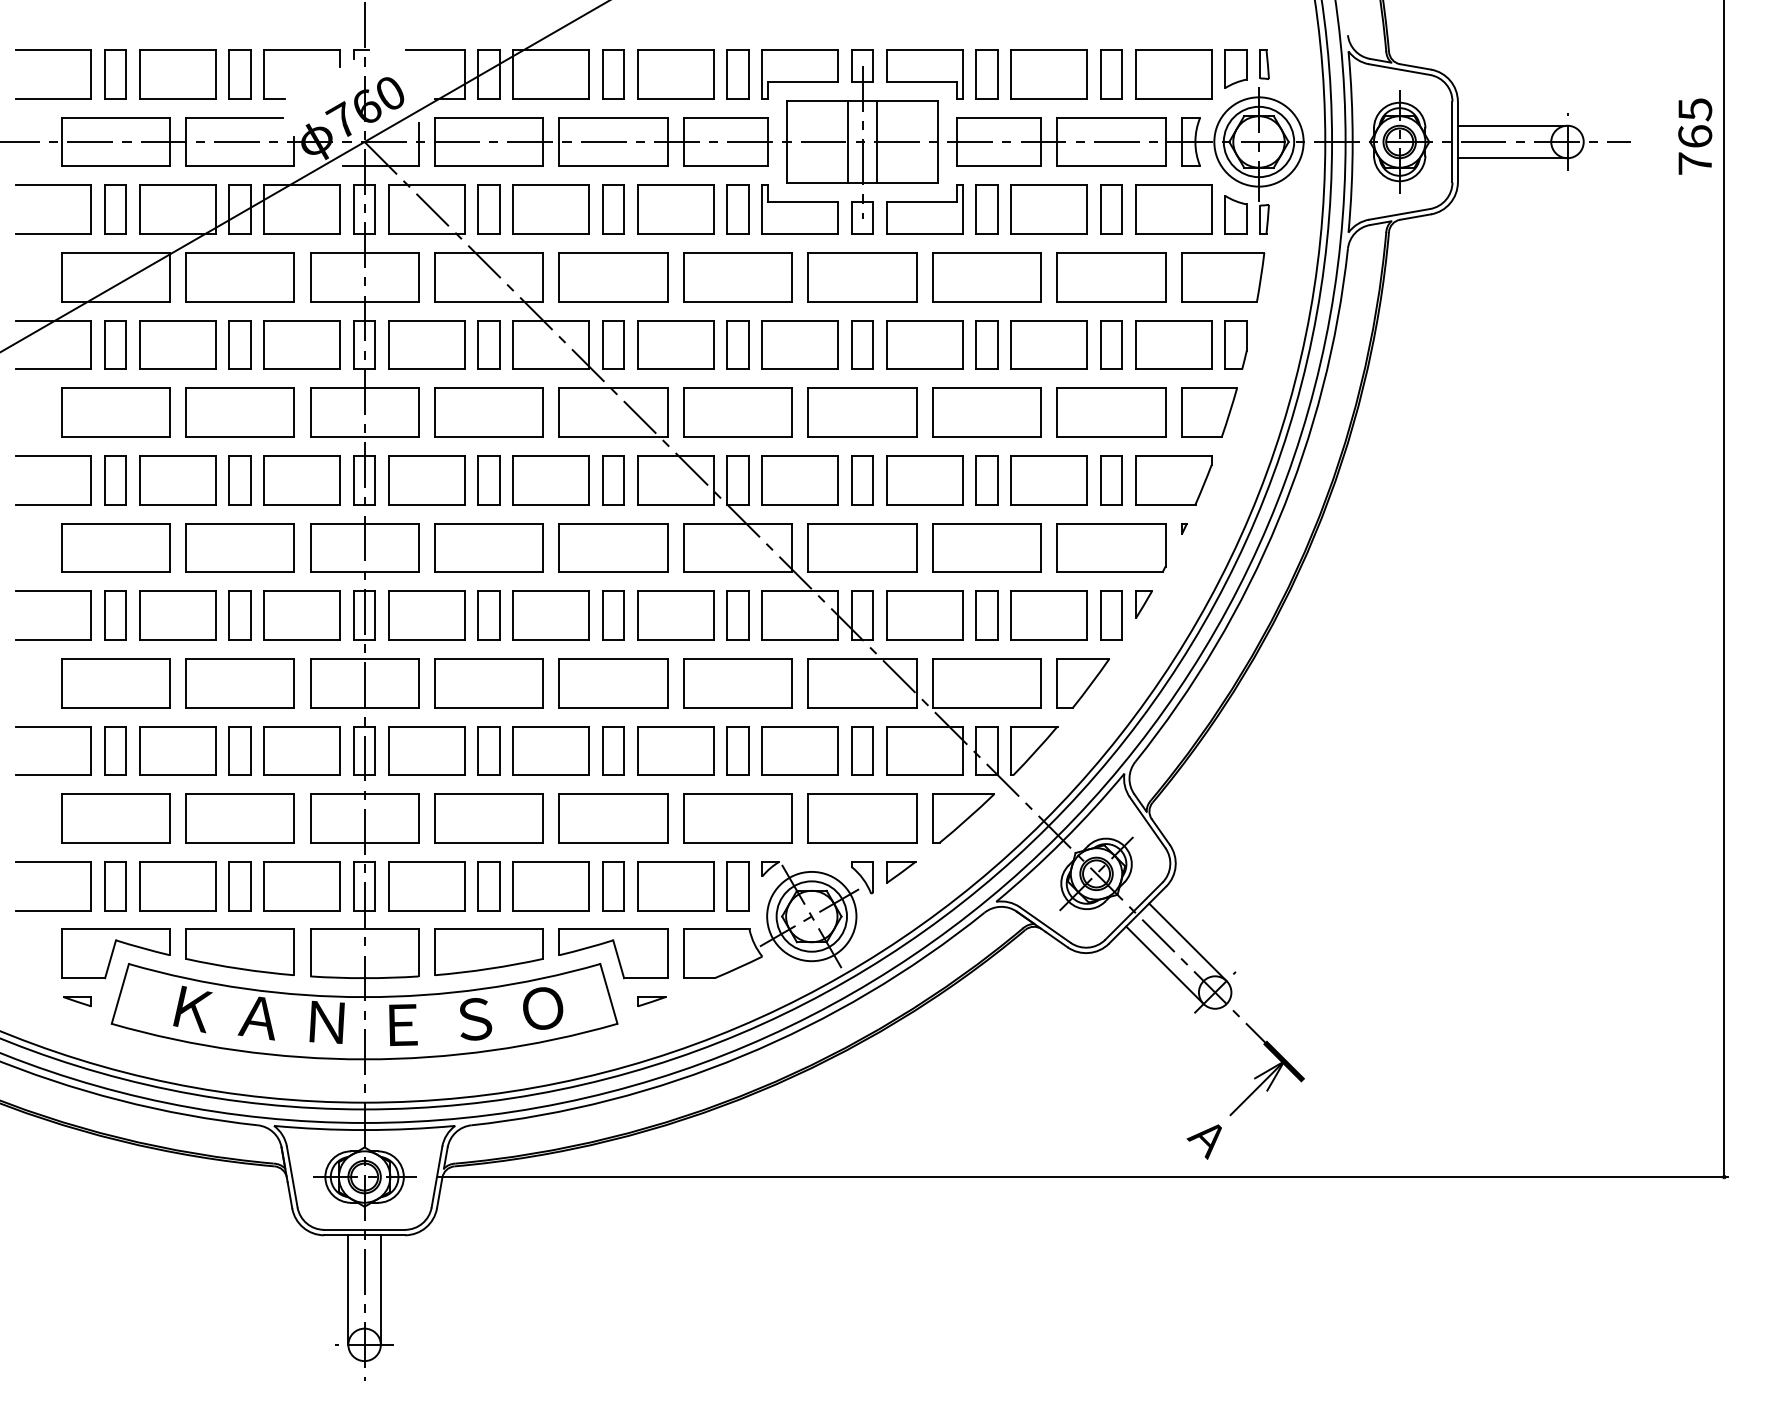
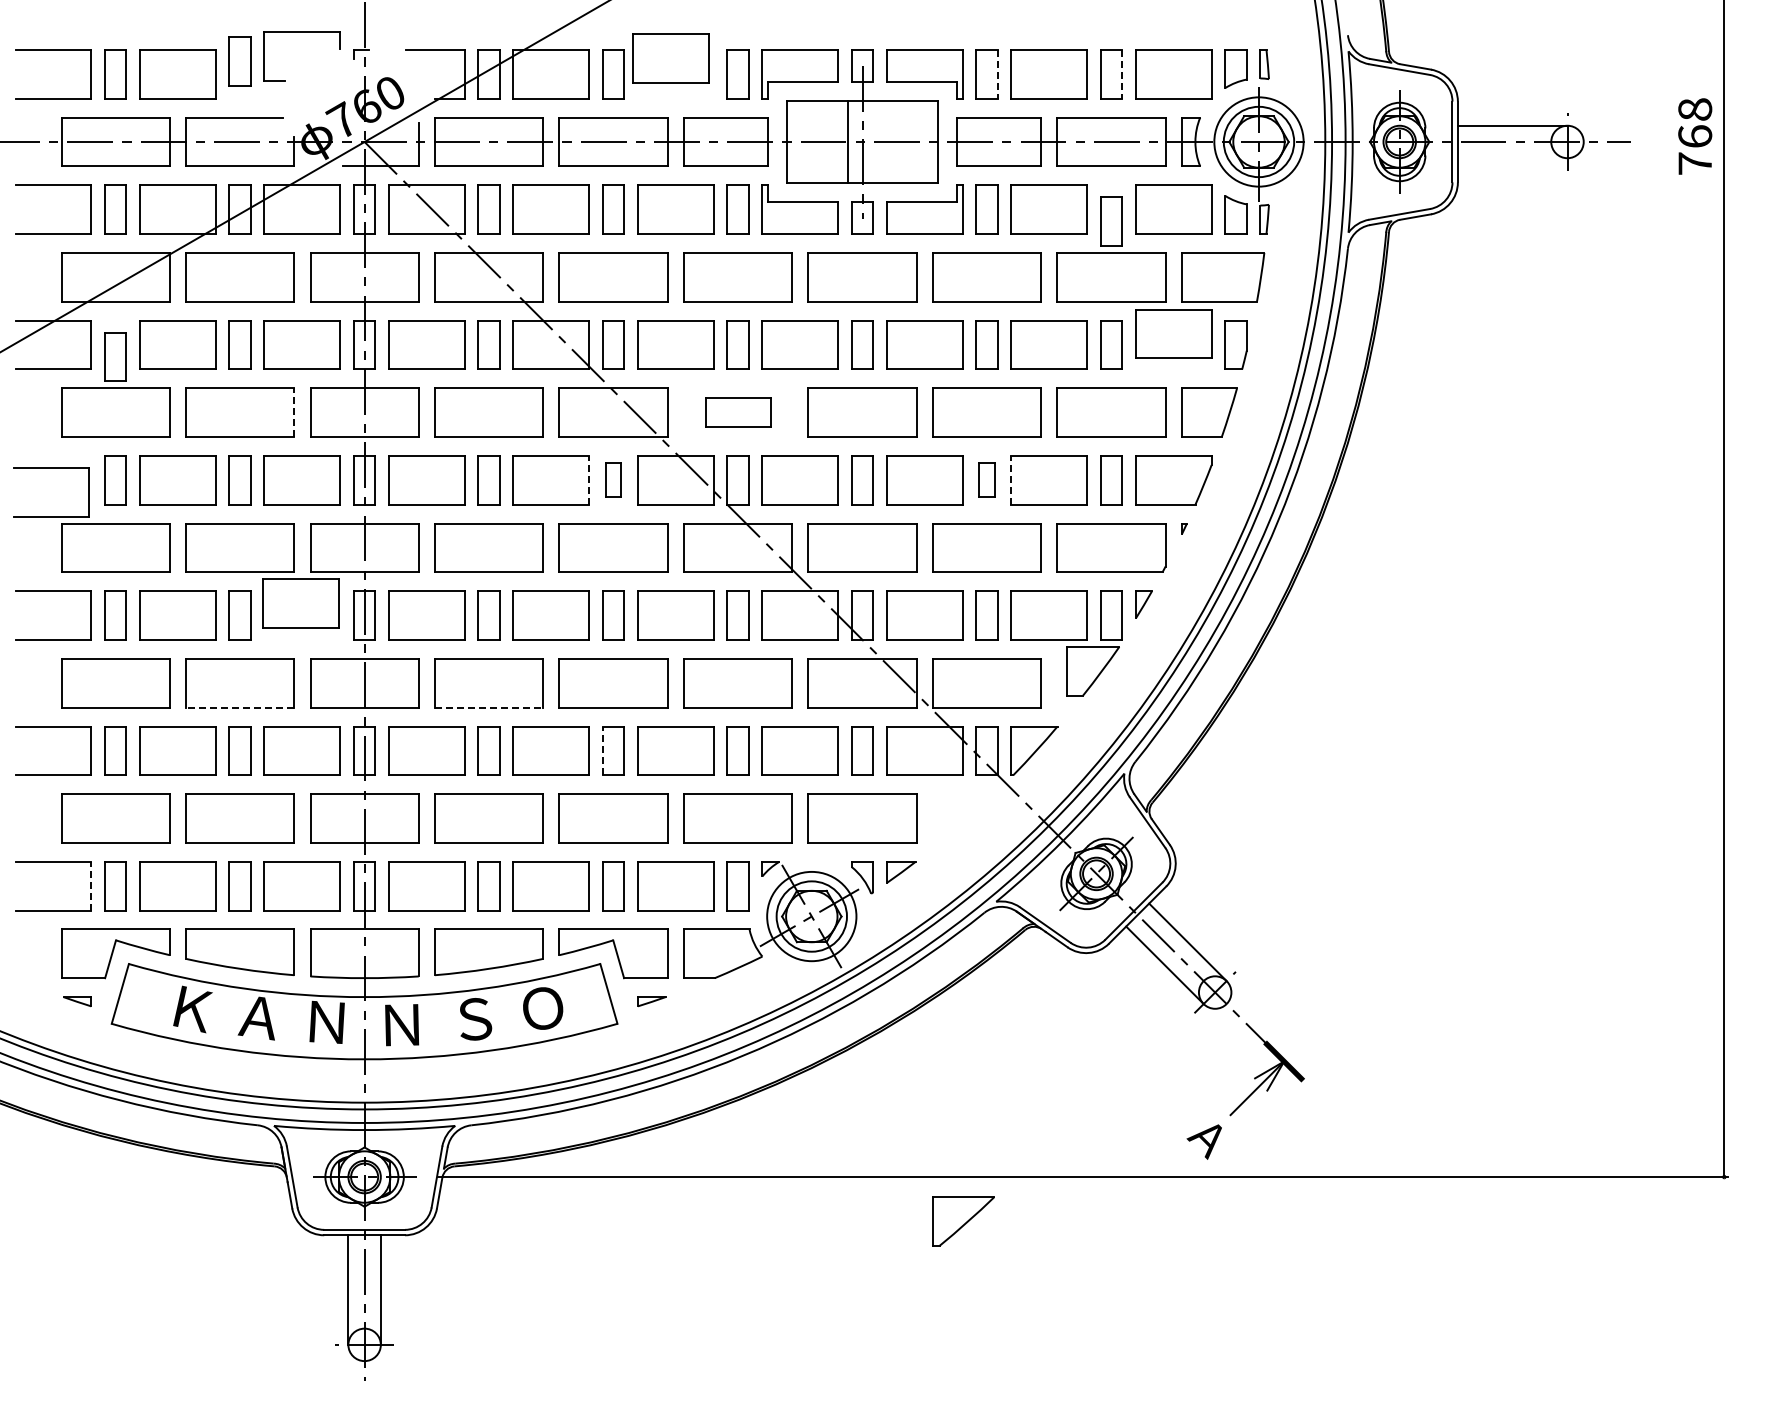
part position: (301, 50) -> (301, 32) (301, 32)
part position: (239, 74) -> (239, 61) (239, 61)
part position: (675, 74) -> (670, 58) (670, 58)
line: solid -> dashed (997, 74)
line: solid -> dashed (1122, 74)
text: 765 -> 768 (1695, 109)
line: present -> none (877, 141)
line: present -> none (1512, 158)
part position: (1111, 209) -> (1111, 221) (1111, 221)
part position: (115, 344) -> (115, 356) (115, 356)
part position: (1173, 344) -> (1173, 333) (1173, 333)
line: solid -> dashed (294, 412)
part size: 110x51 px -> 67x31 px (738, 412)
part position: (53, 456) -> (51, 468) (51, 468)
line: solid -> dashed (589, 479)
line: solid -> dashed (1011, 479)
part size: 23x51 px -> 17x36 px (613, 479)
part size: 24x51 px -> 18x36 px (986, 479)
part position: (301, 615) -> (300, 603) (300, 603)
part position: (1082, 683) -> (1092, 671) (1092, 671)
line: solid -> dashed (239, 707)
line: solid -> dashed (489, 707)
line: solid -> dashed (602, 750)
part position: (963, 818) -> (963, 1221) (963, 1221)
line: solid -> dashed (91, 885)
text: Ｅ -> Ｎ (402, 1025)
